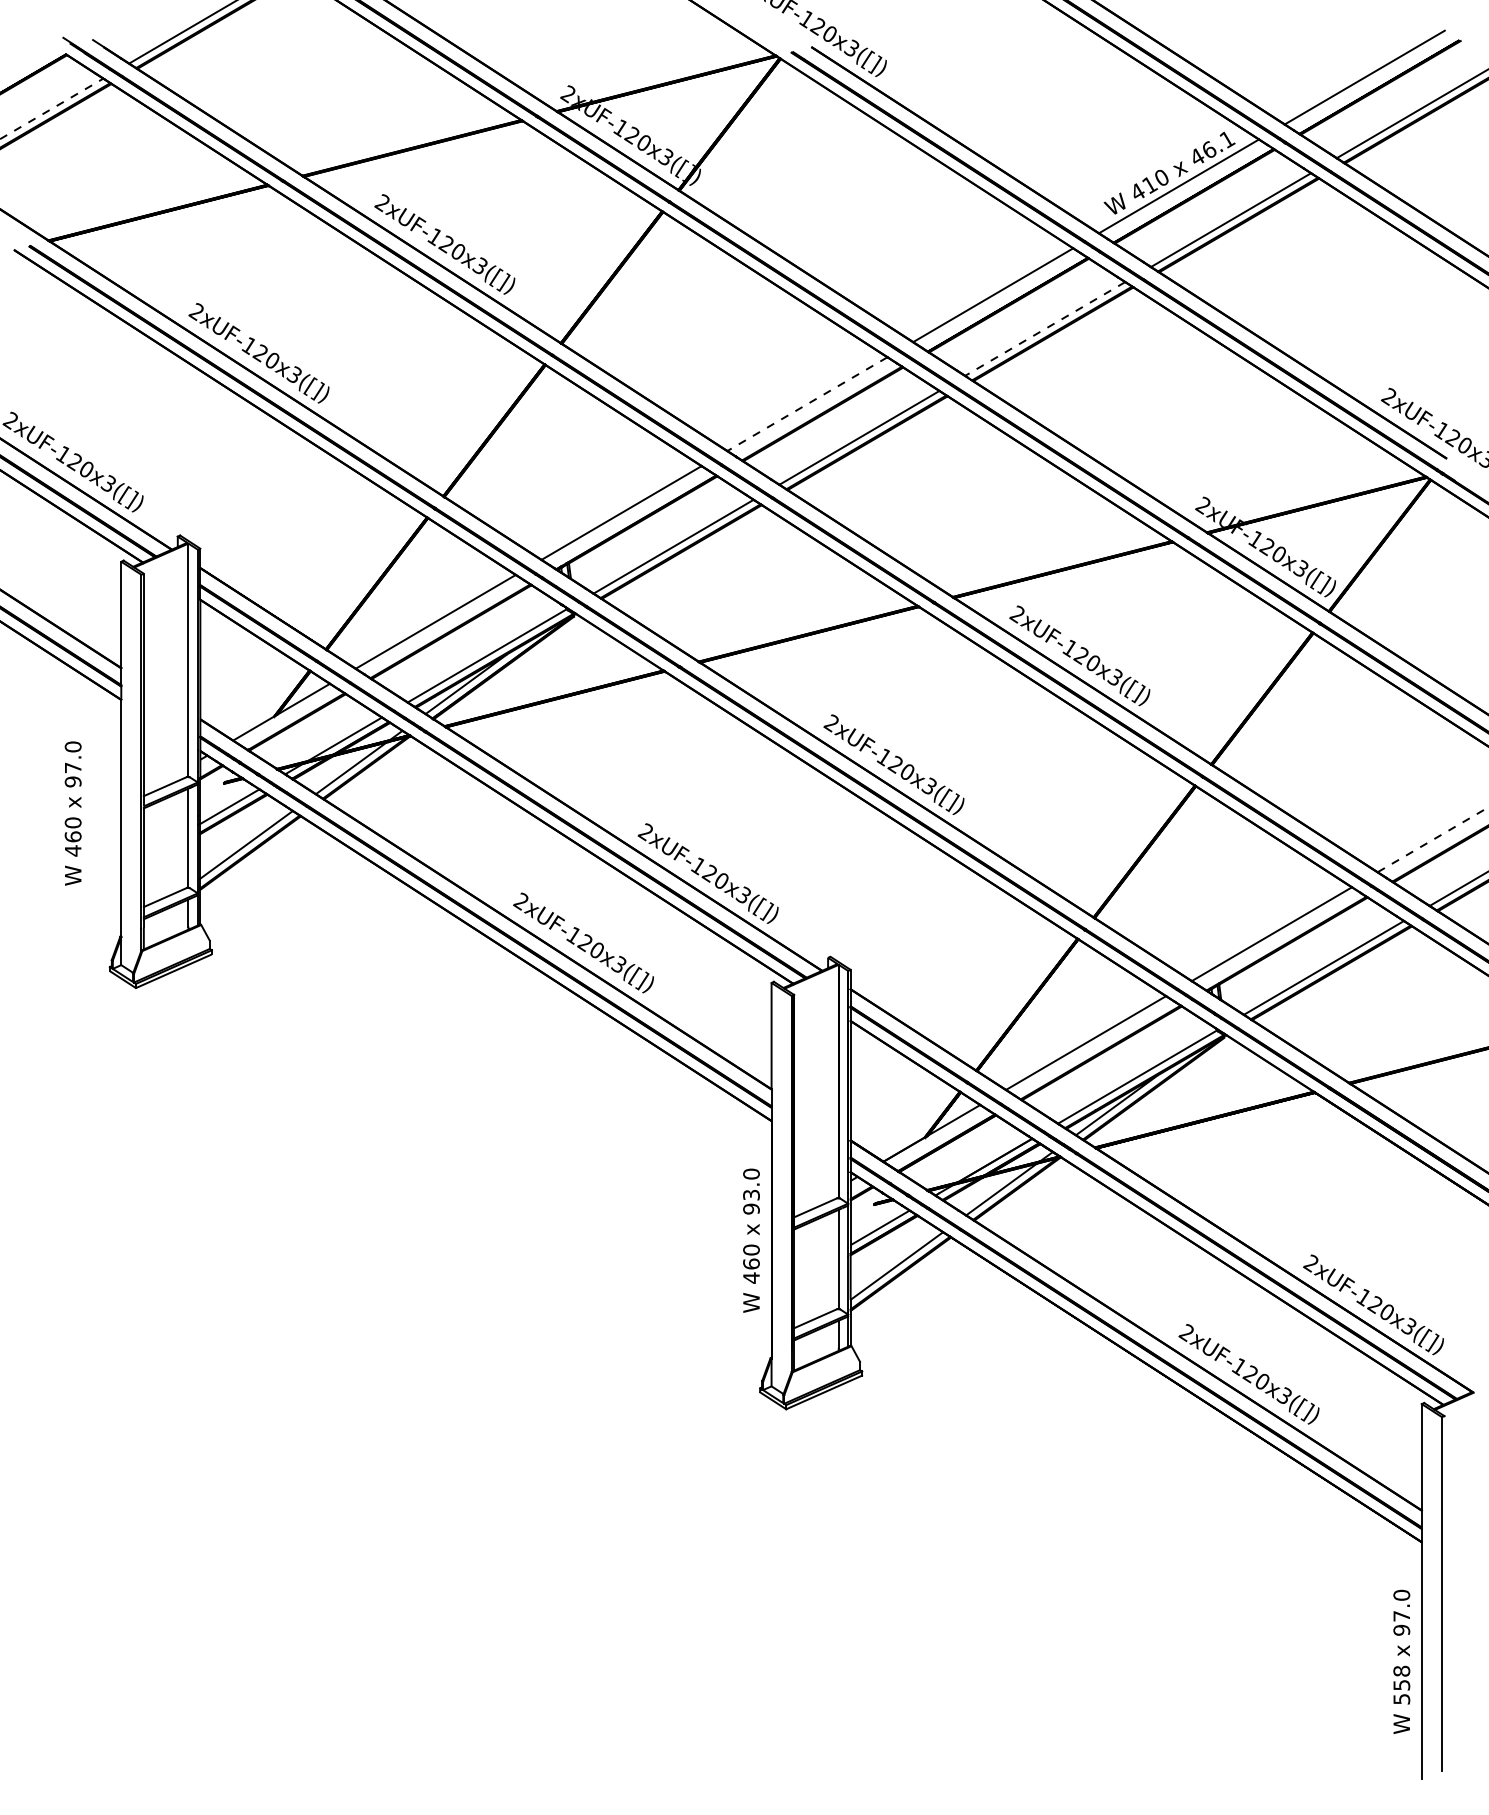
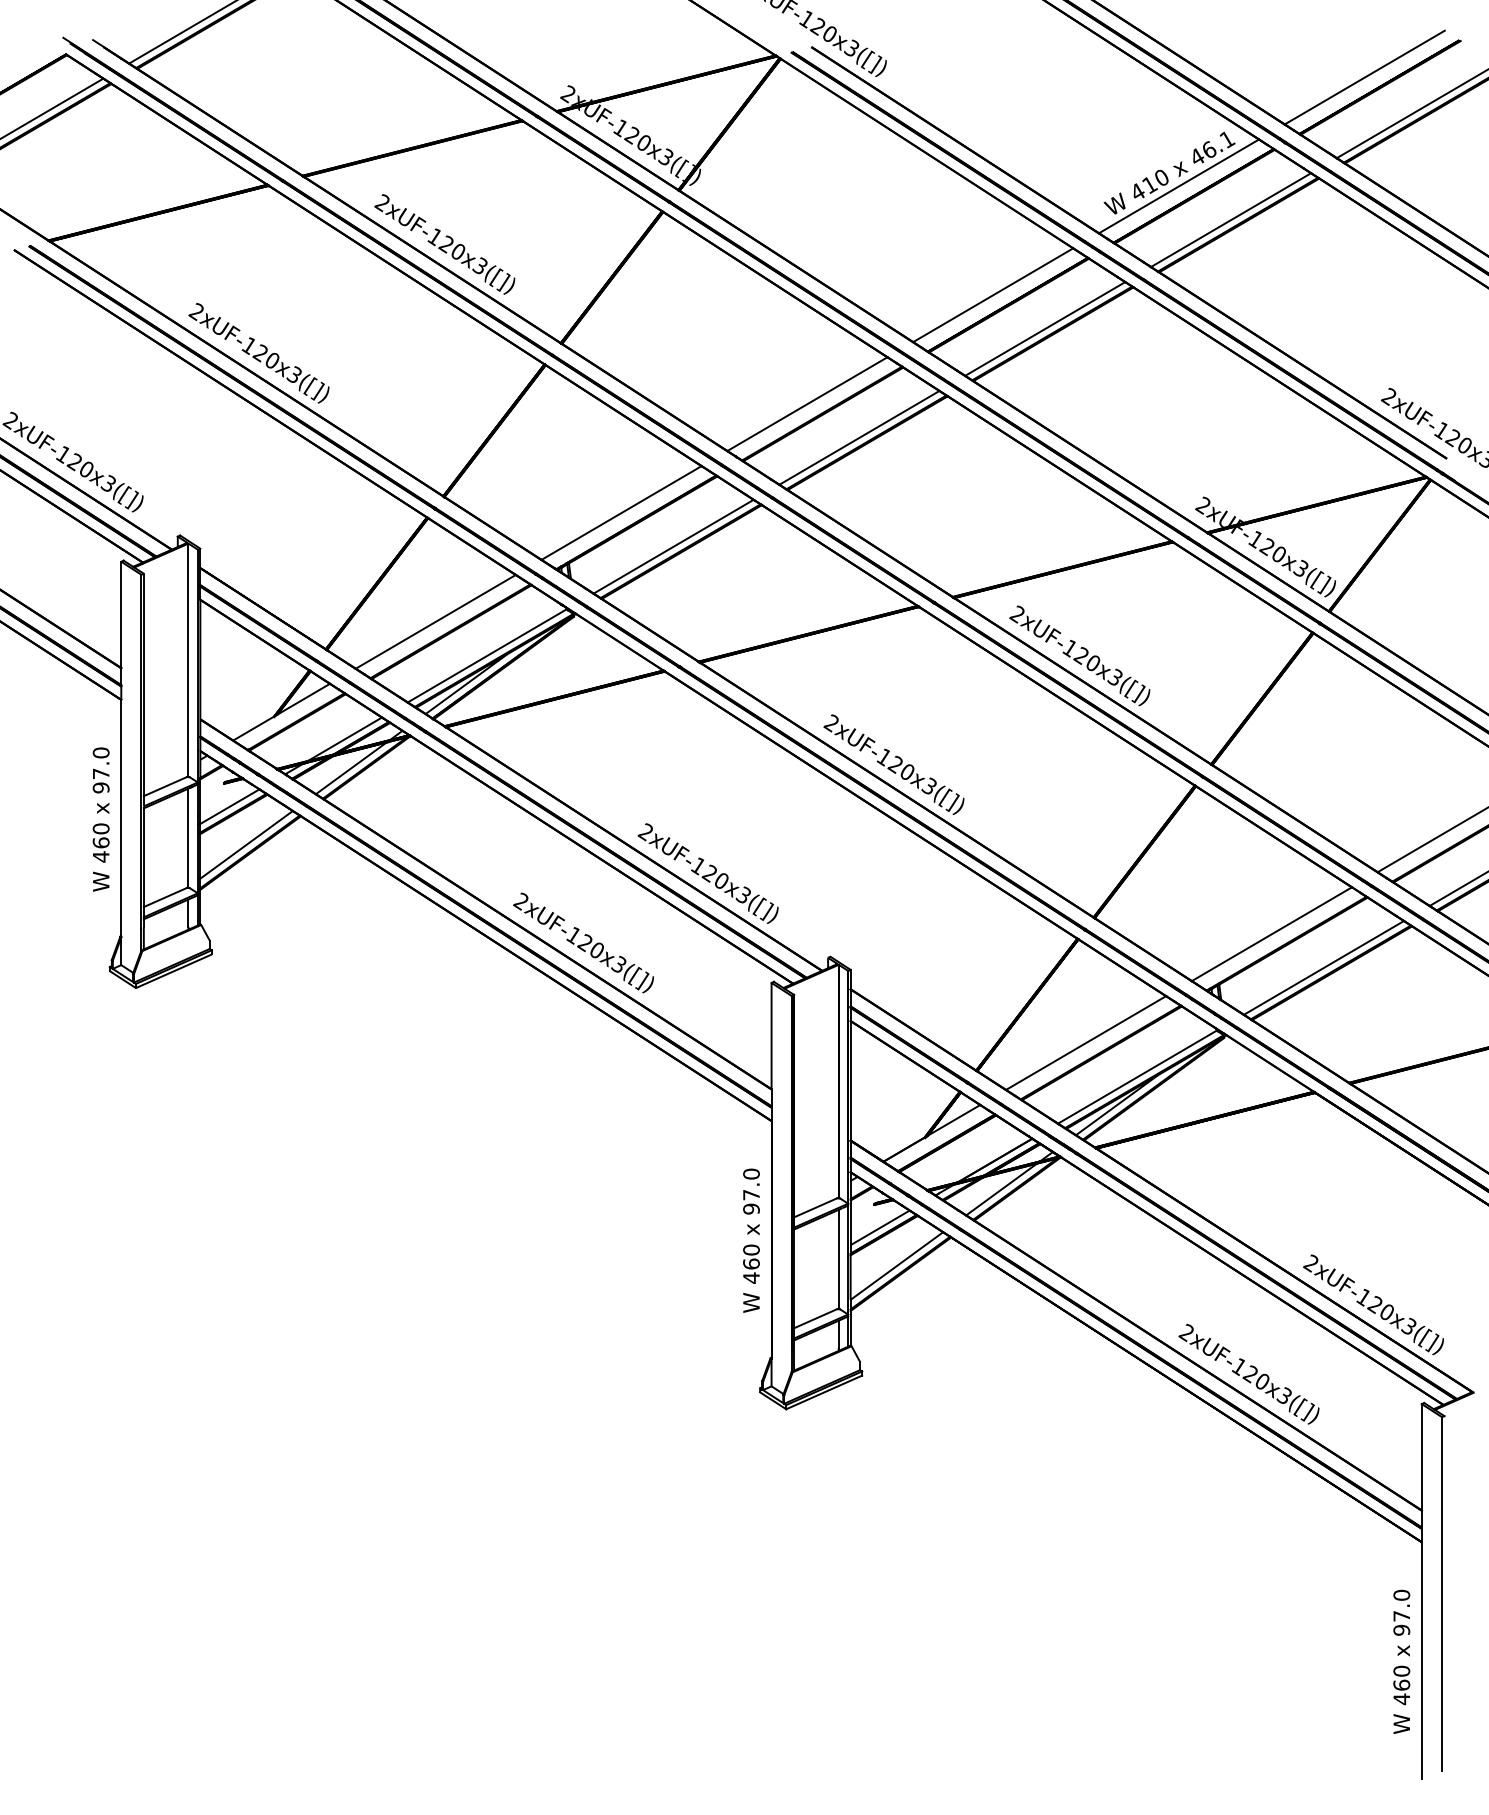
line: dashed -> solid (51, 108)
line: dashed -> solid (1040, 331)
line: dashed -> solid (807, 404)
text position: (72, 813) -> (100, 819) (100, 819)
line: dashed -> solid (1433, 839)
text: 93.0 -> 97.0 (751, 1195)
text: 558 -> 460 (1401, 1685)
